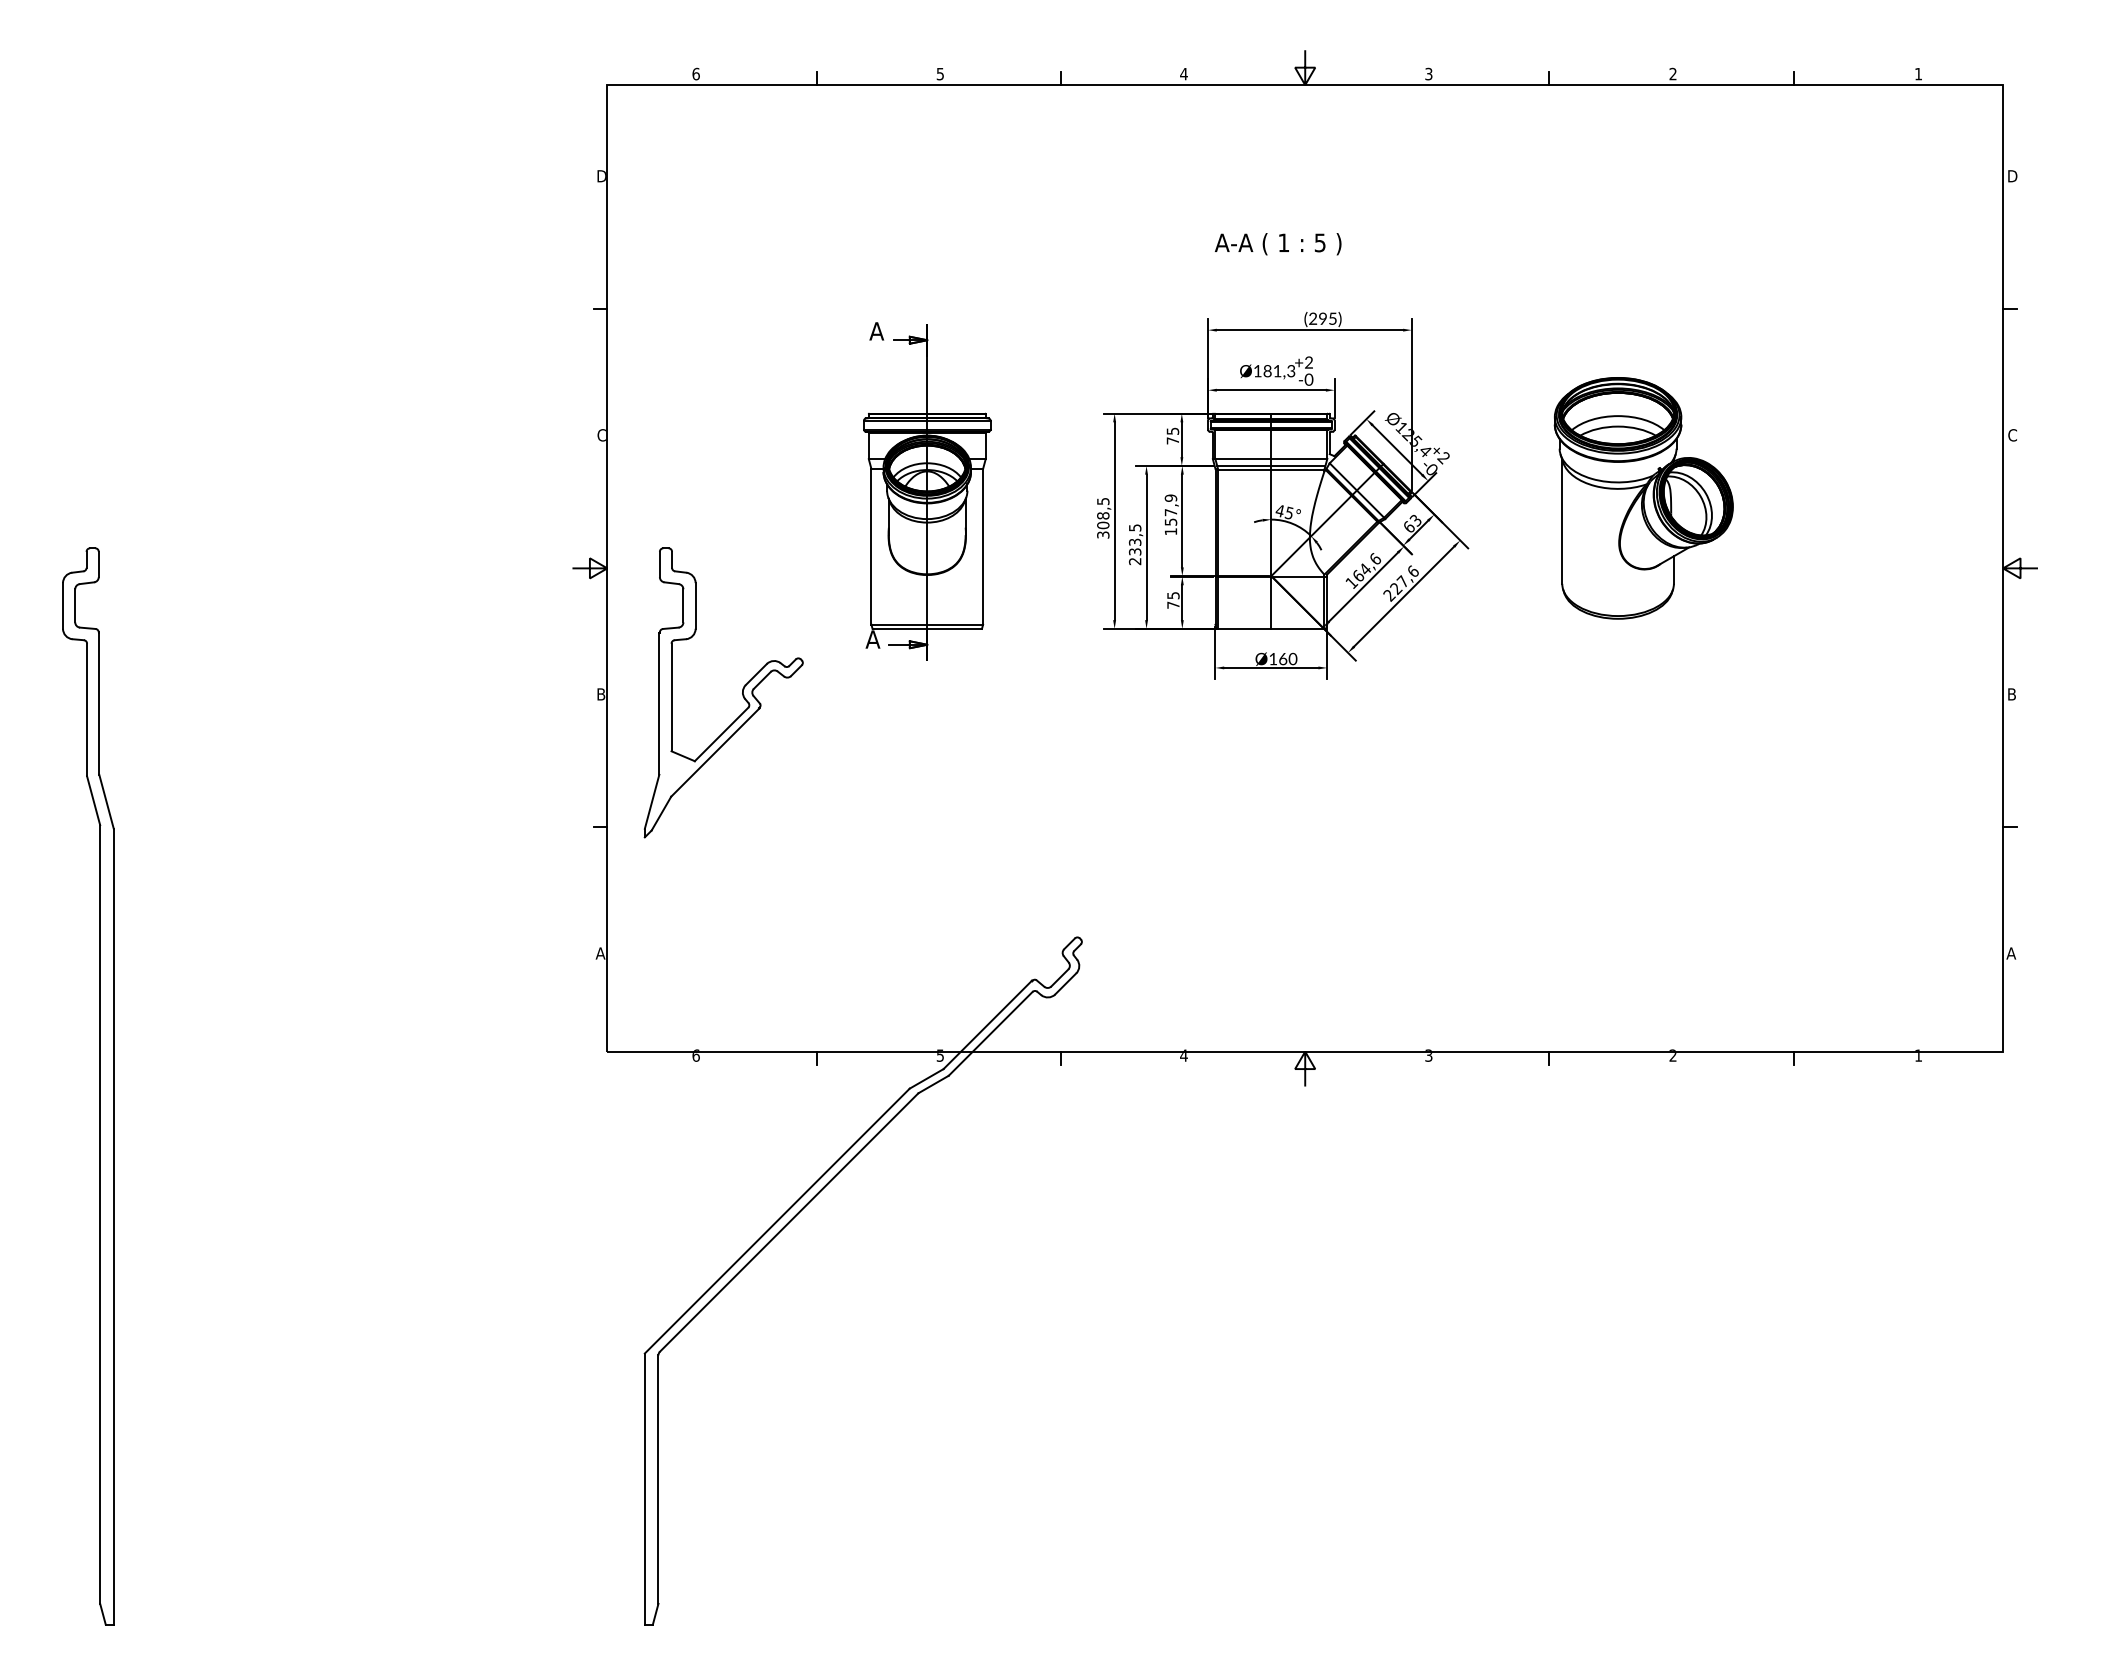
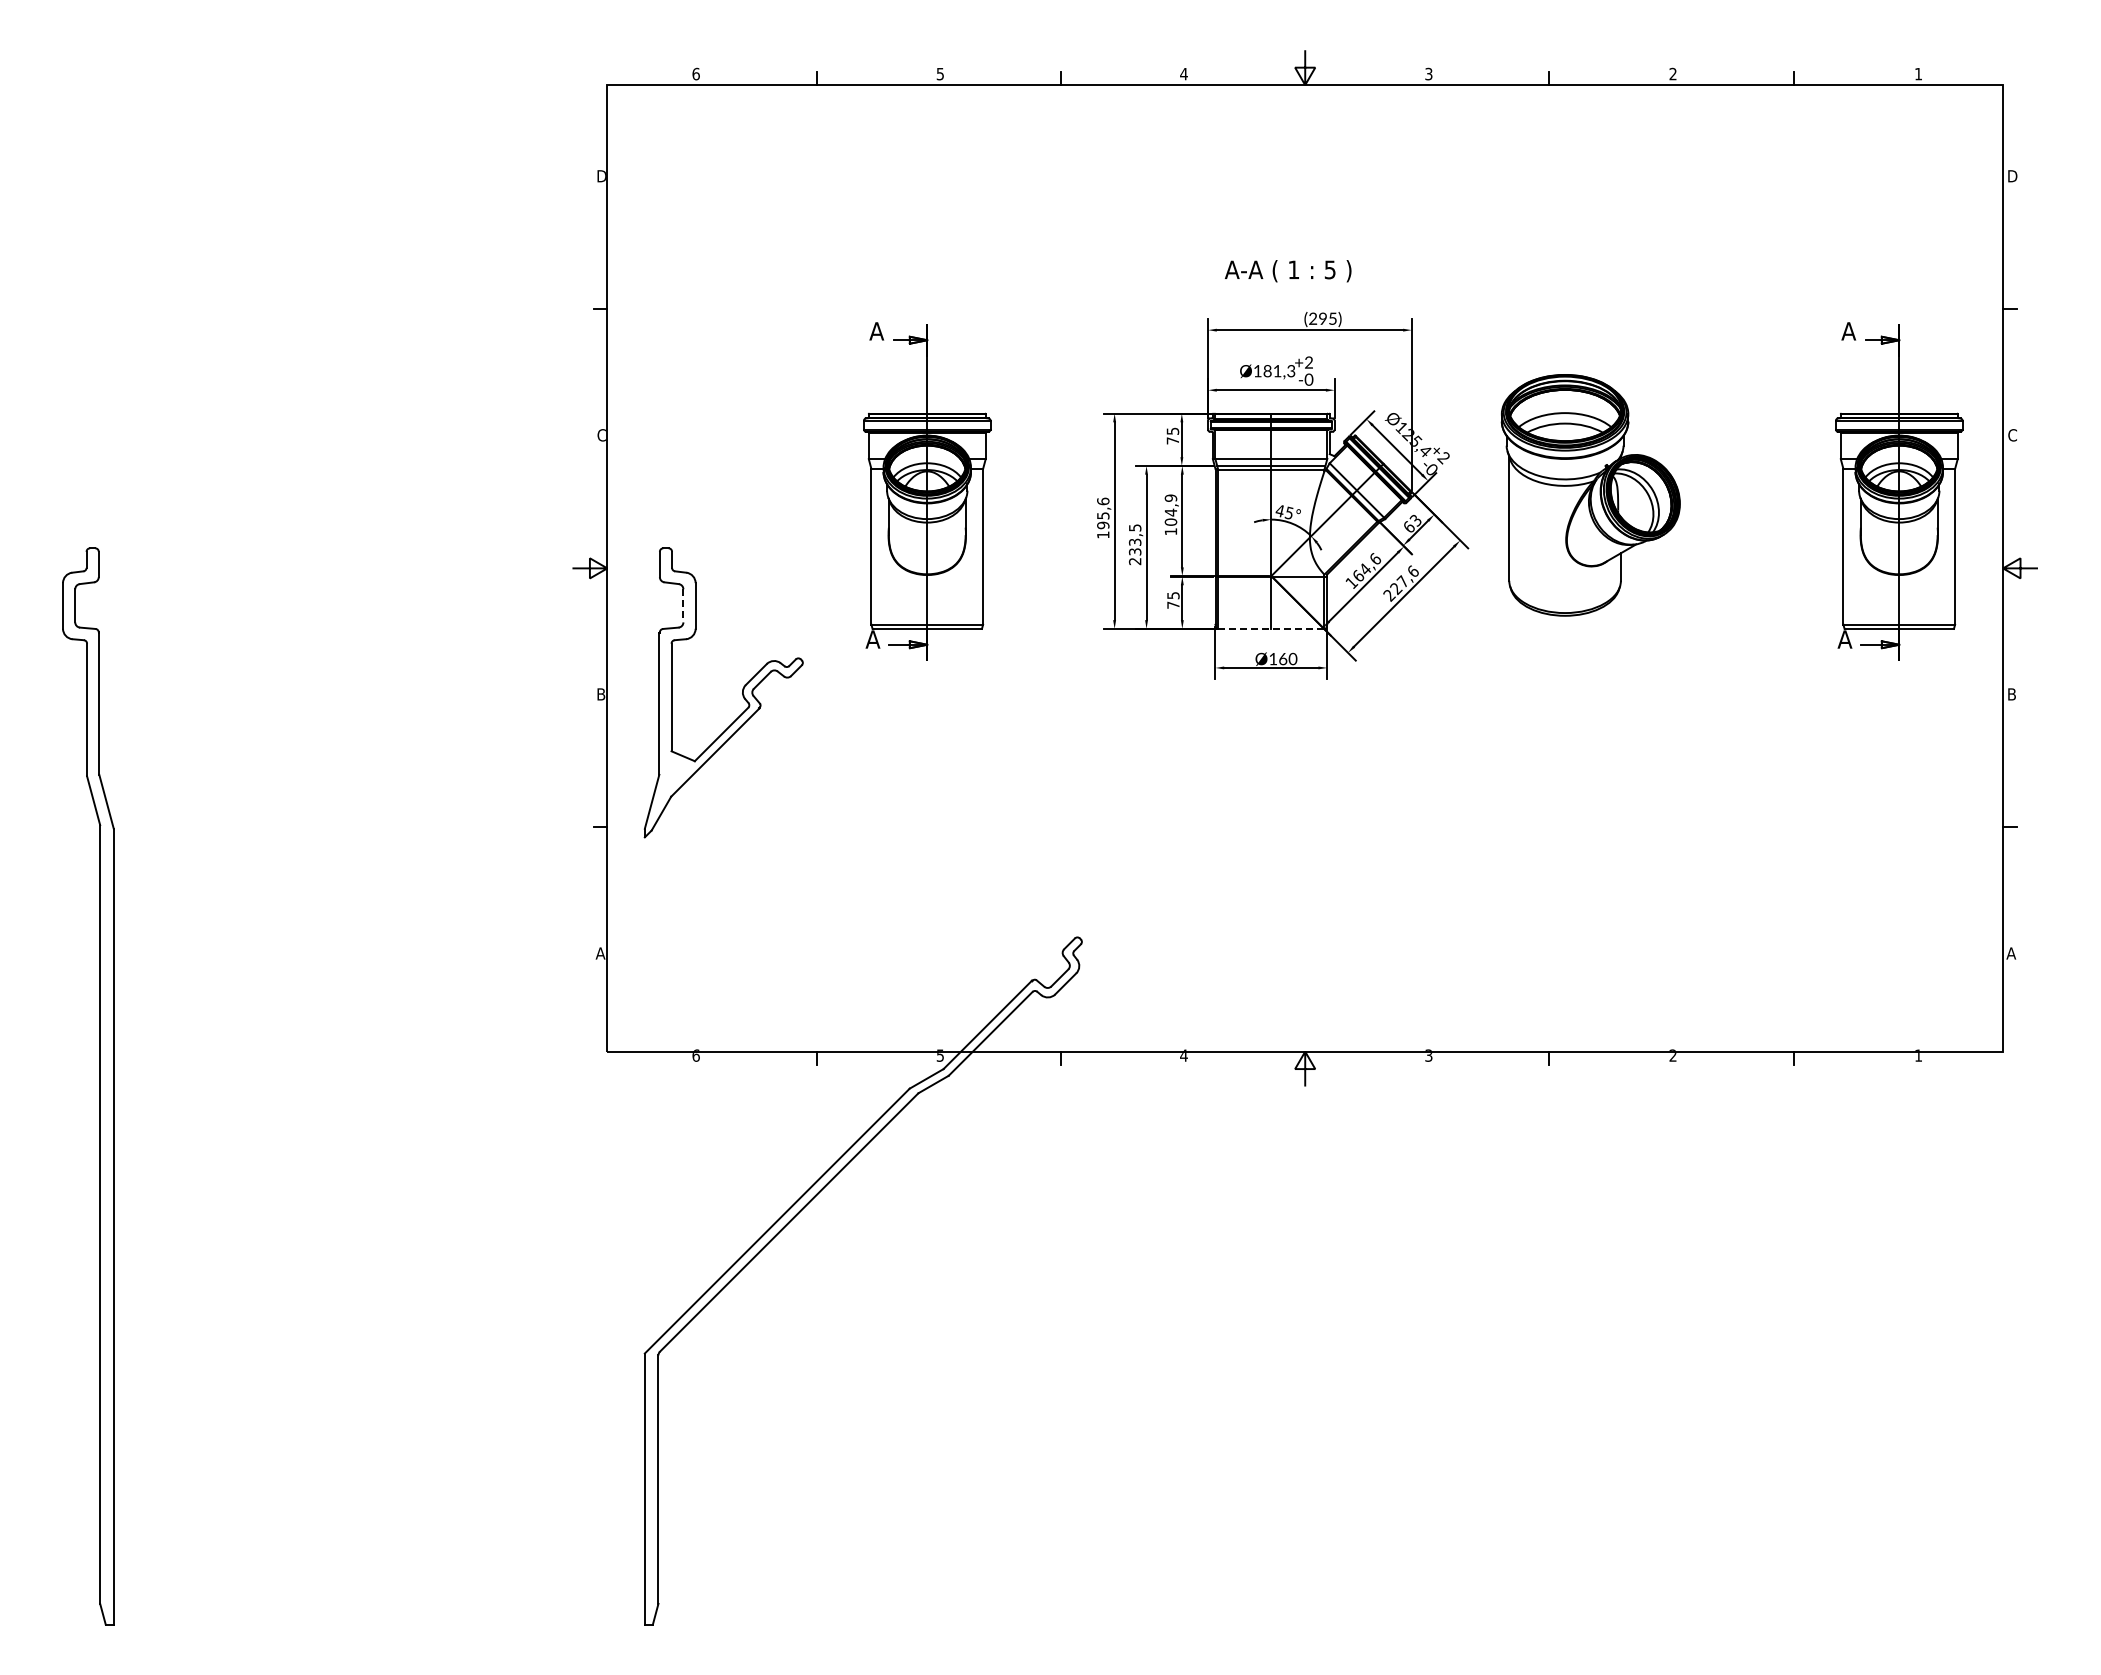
text position: (1278, 244) -> (1288, 271) (1288, 271)
part: none -> present (1899, 491)
part position: (1643, 498) -> (1590, 495) (1590, 495)
text: 157,9 -> 104,9 (1170, 516)
text: 308,5 -> 195,6 (1103, 517)
line: solid -> dashed (683, 605)
line: solid -> dashed (1270, 628)
